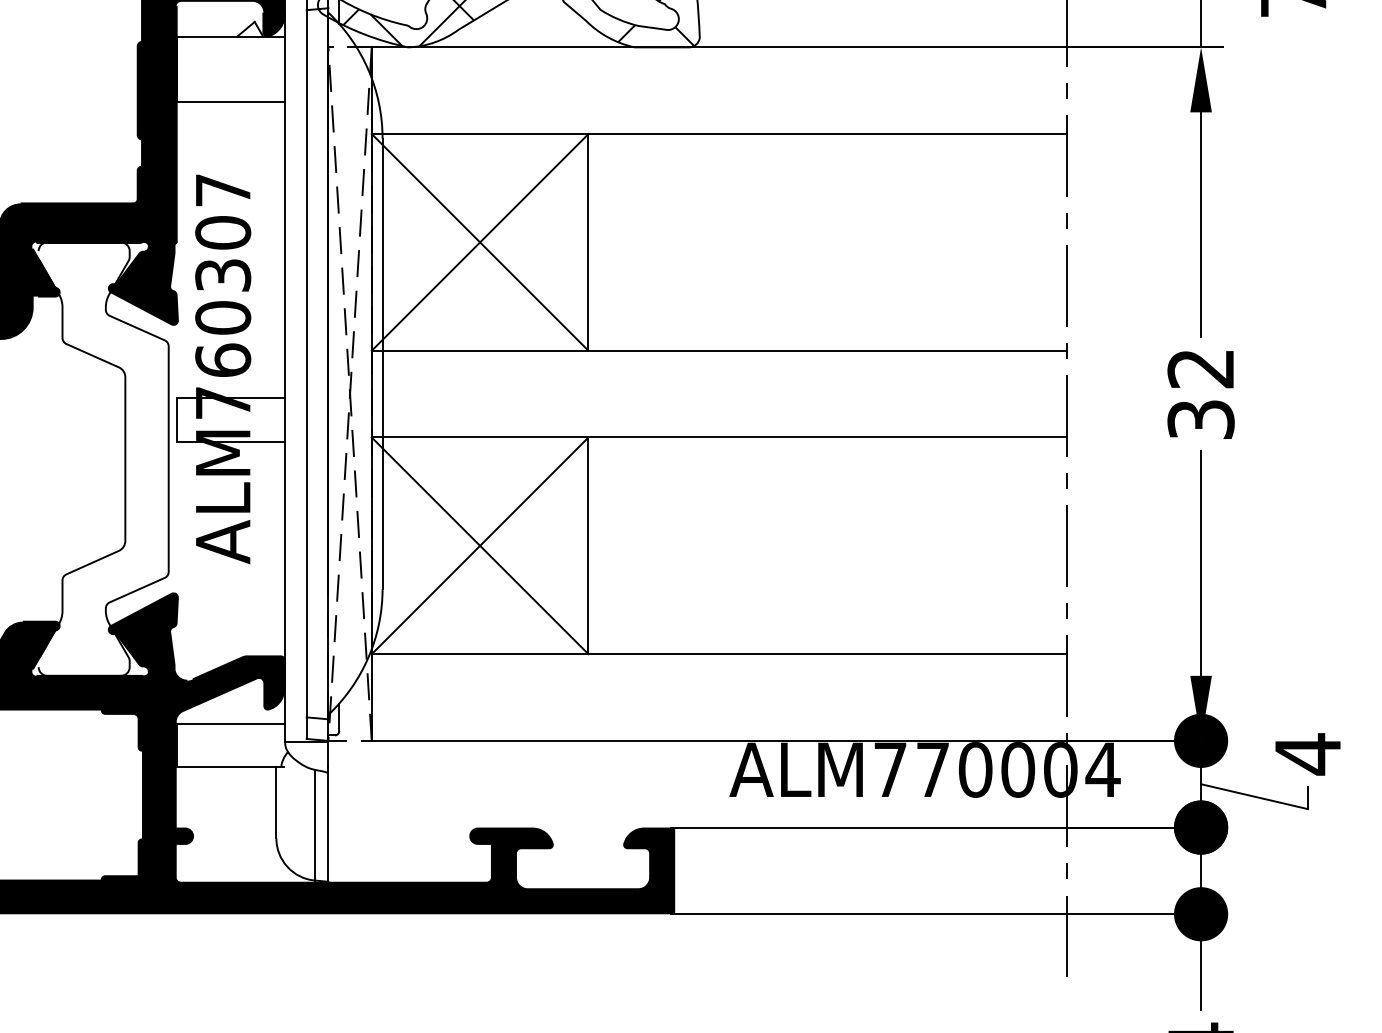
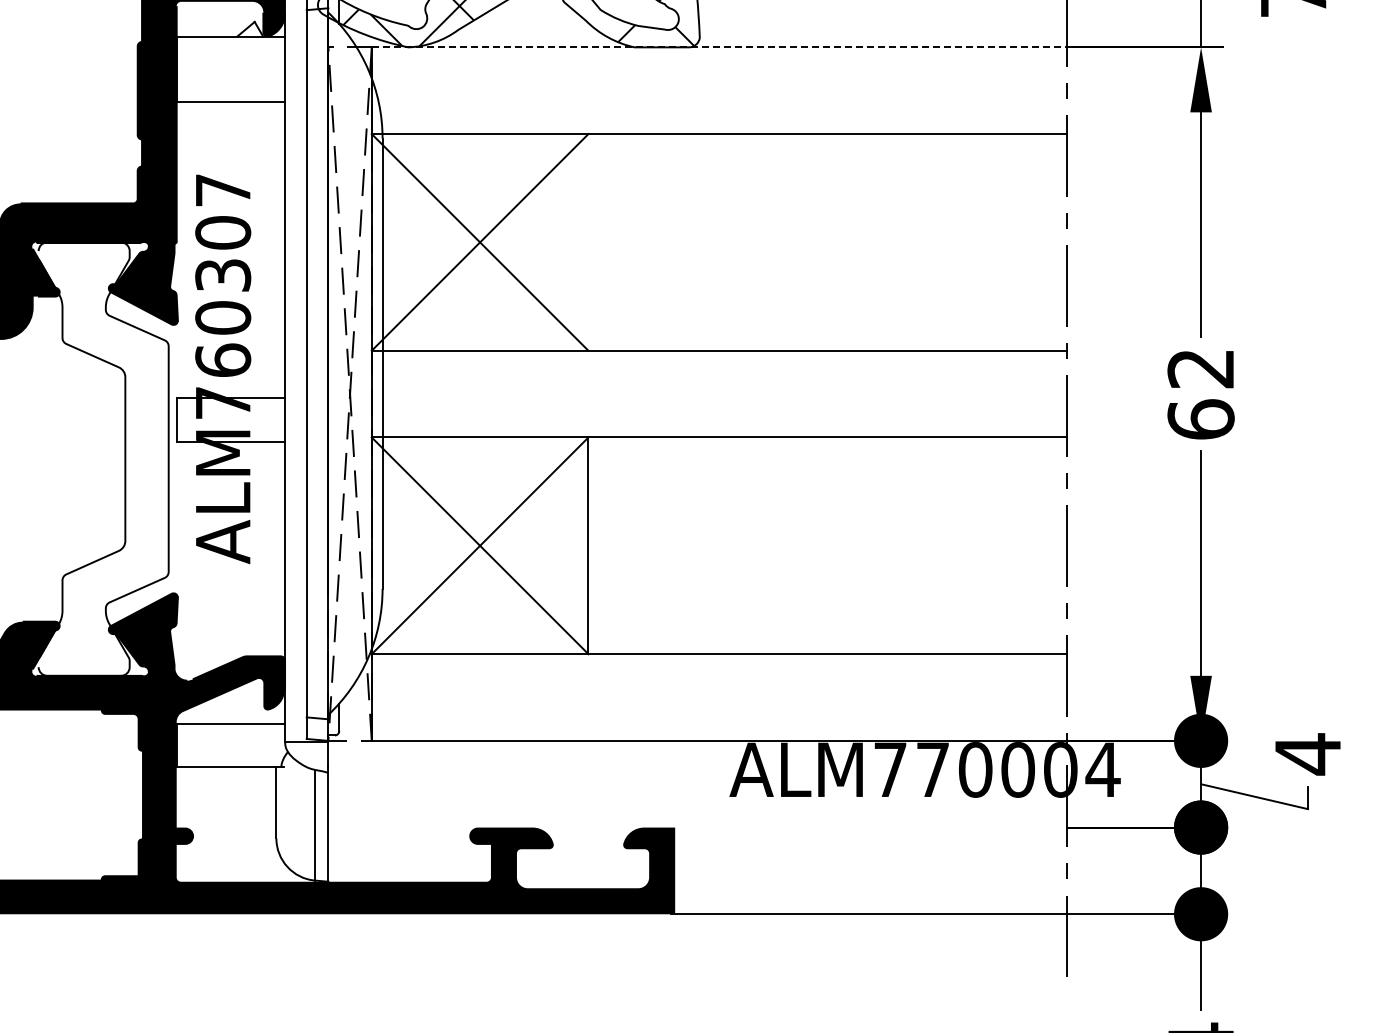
line: solid -> dashed (719, 47)
line: present -> none (588, 242)
text: 32 -> 62 (1200, 419)
line: present -> none (868, 827)
